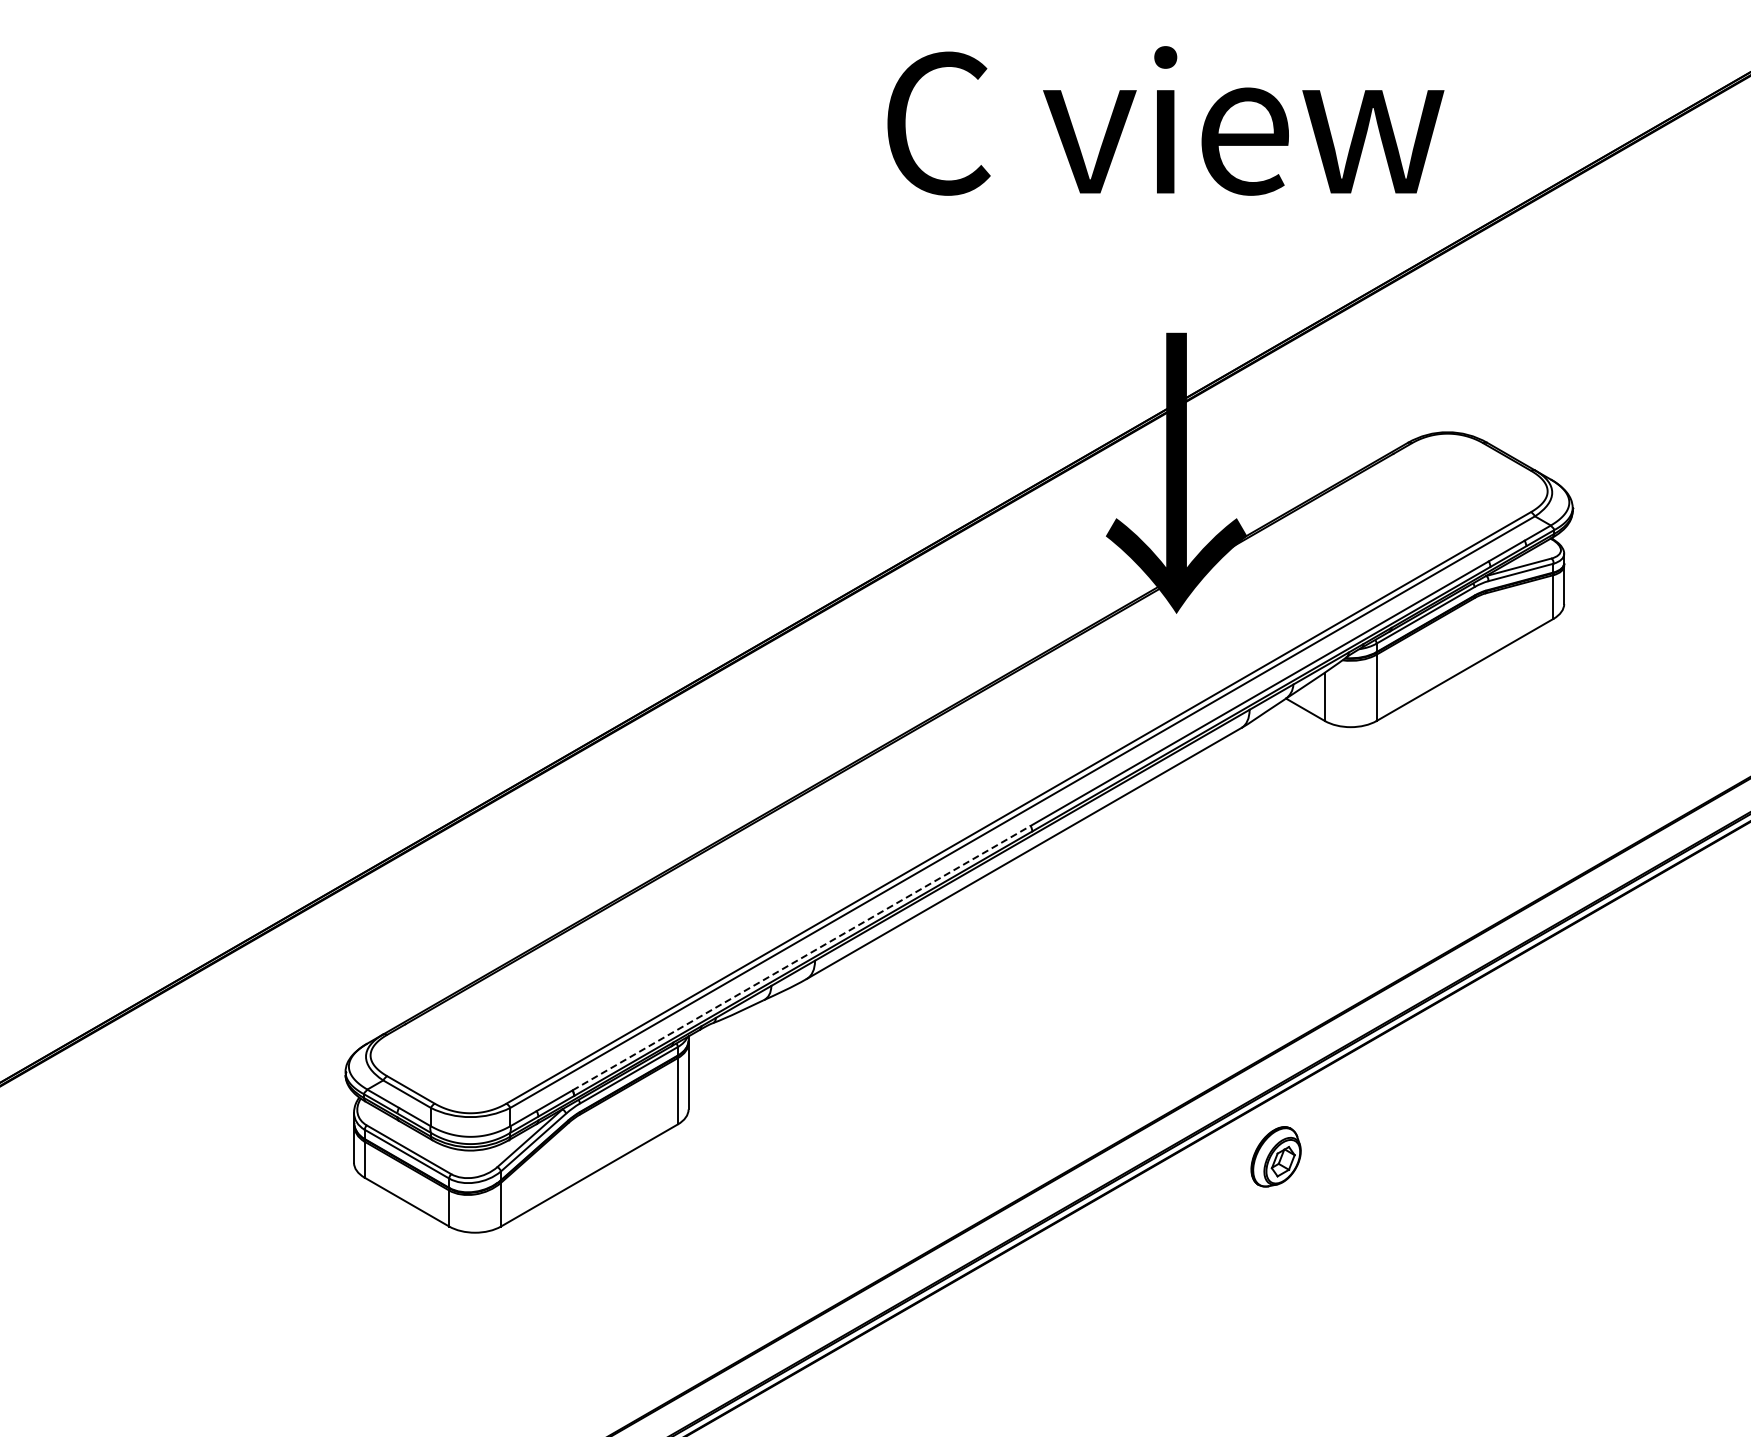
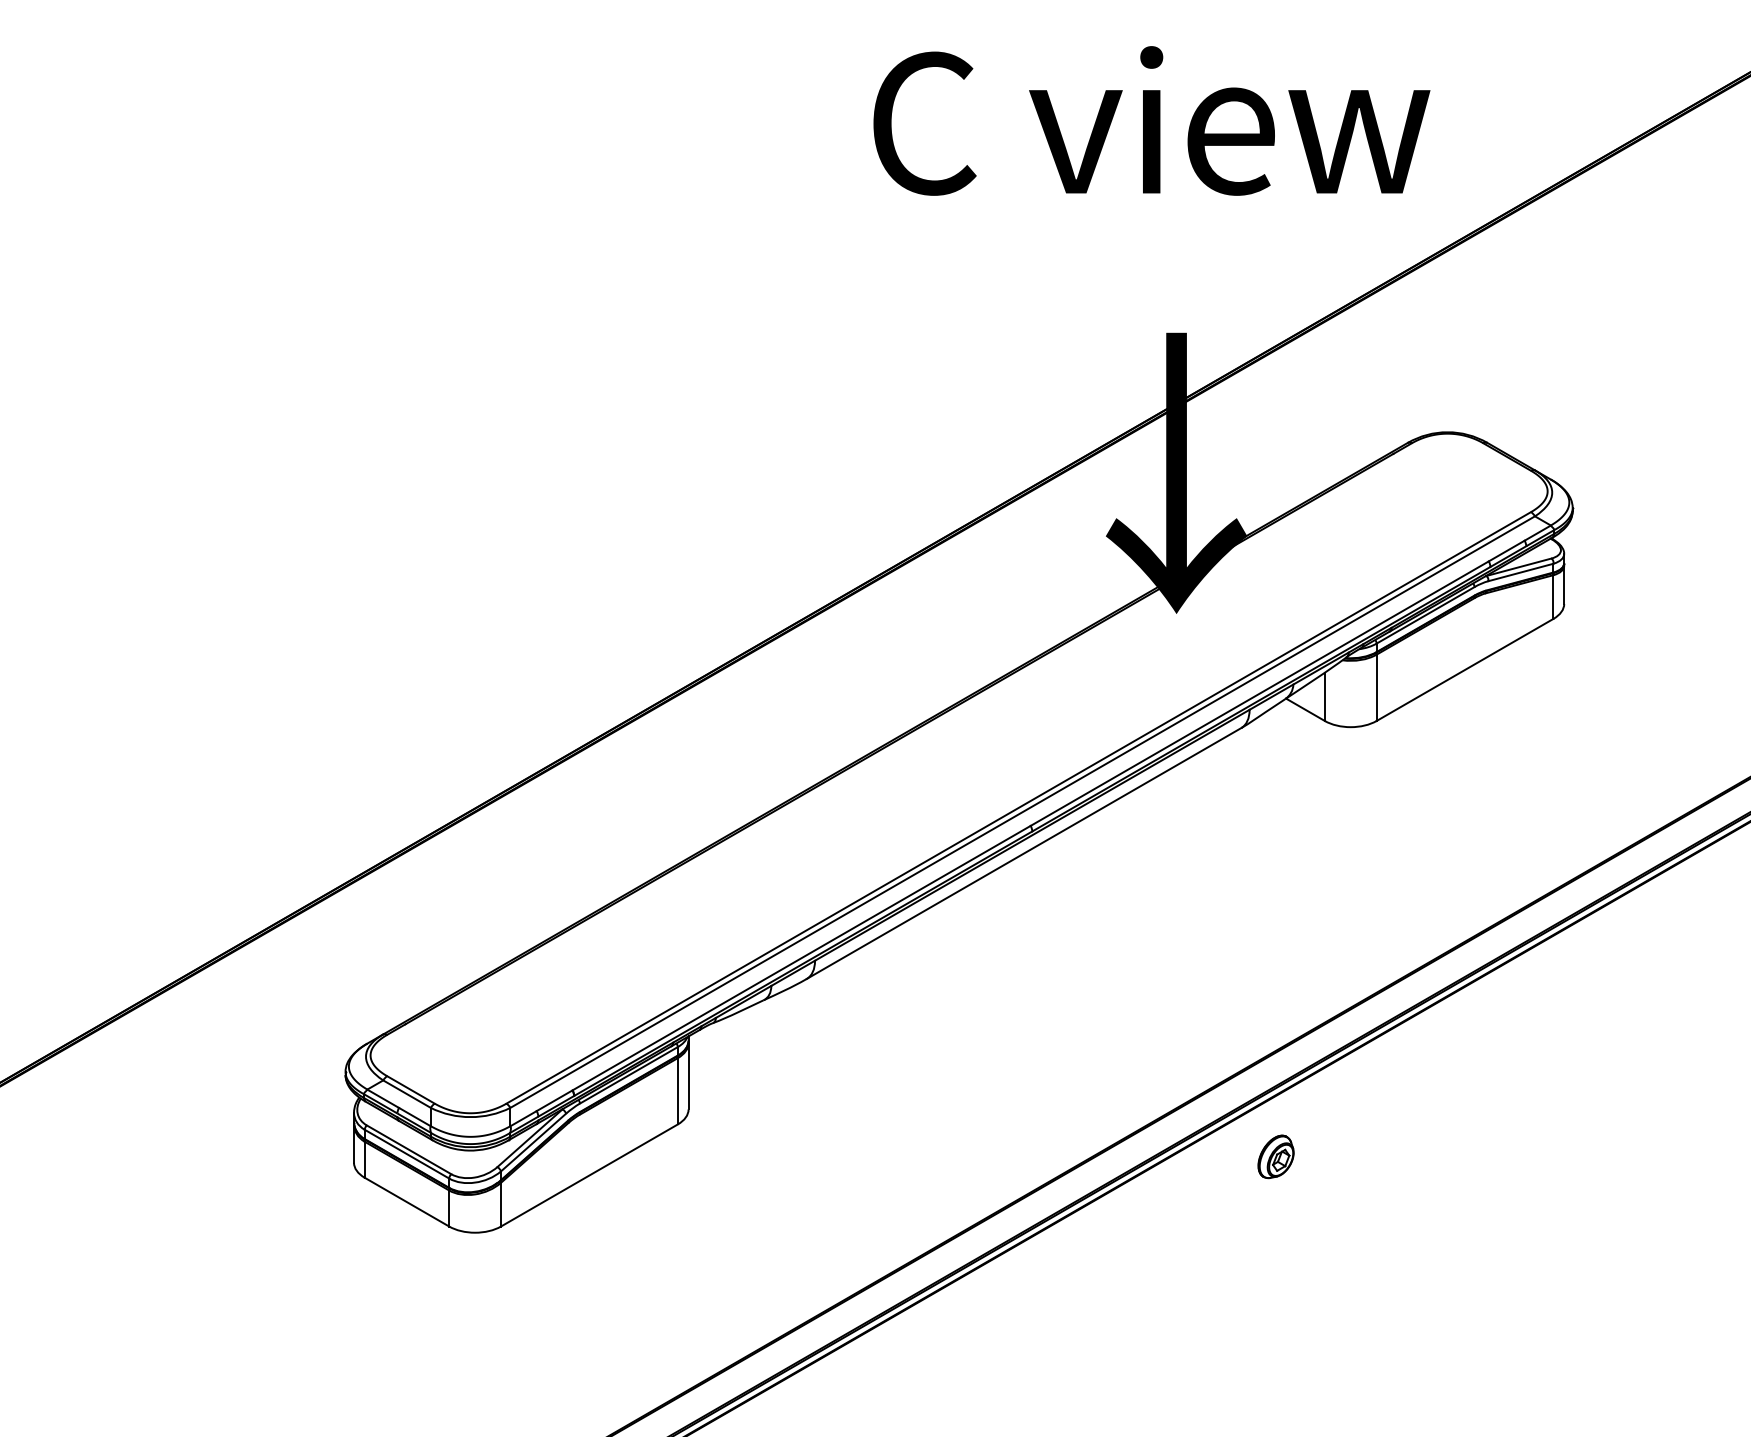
text position: (1165, 120) -> (1151, 120) (1151, 120)
line: dashed -> solid (802, 957)
part size: 52x62 px -> 38x46 px (1275, 1156)
